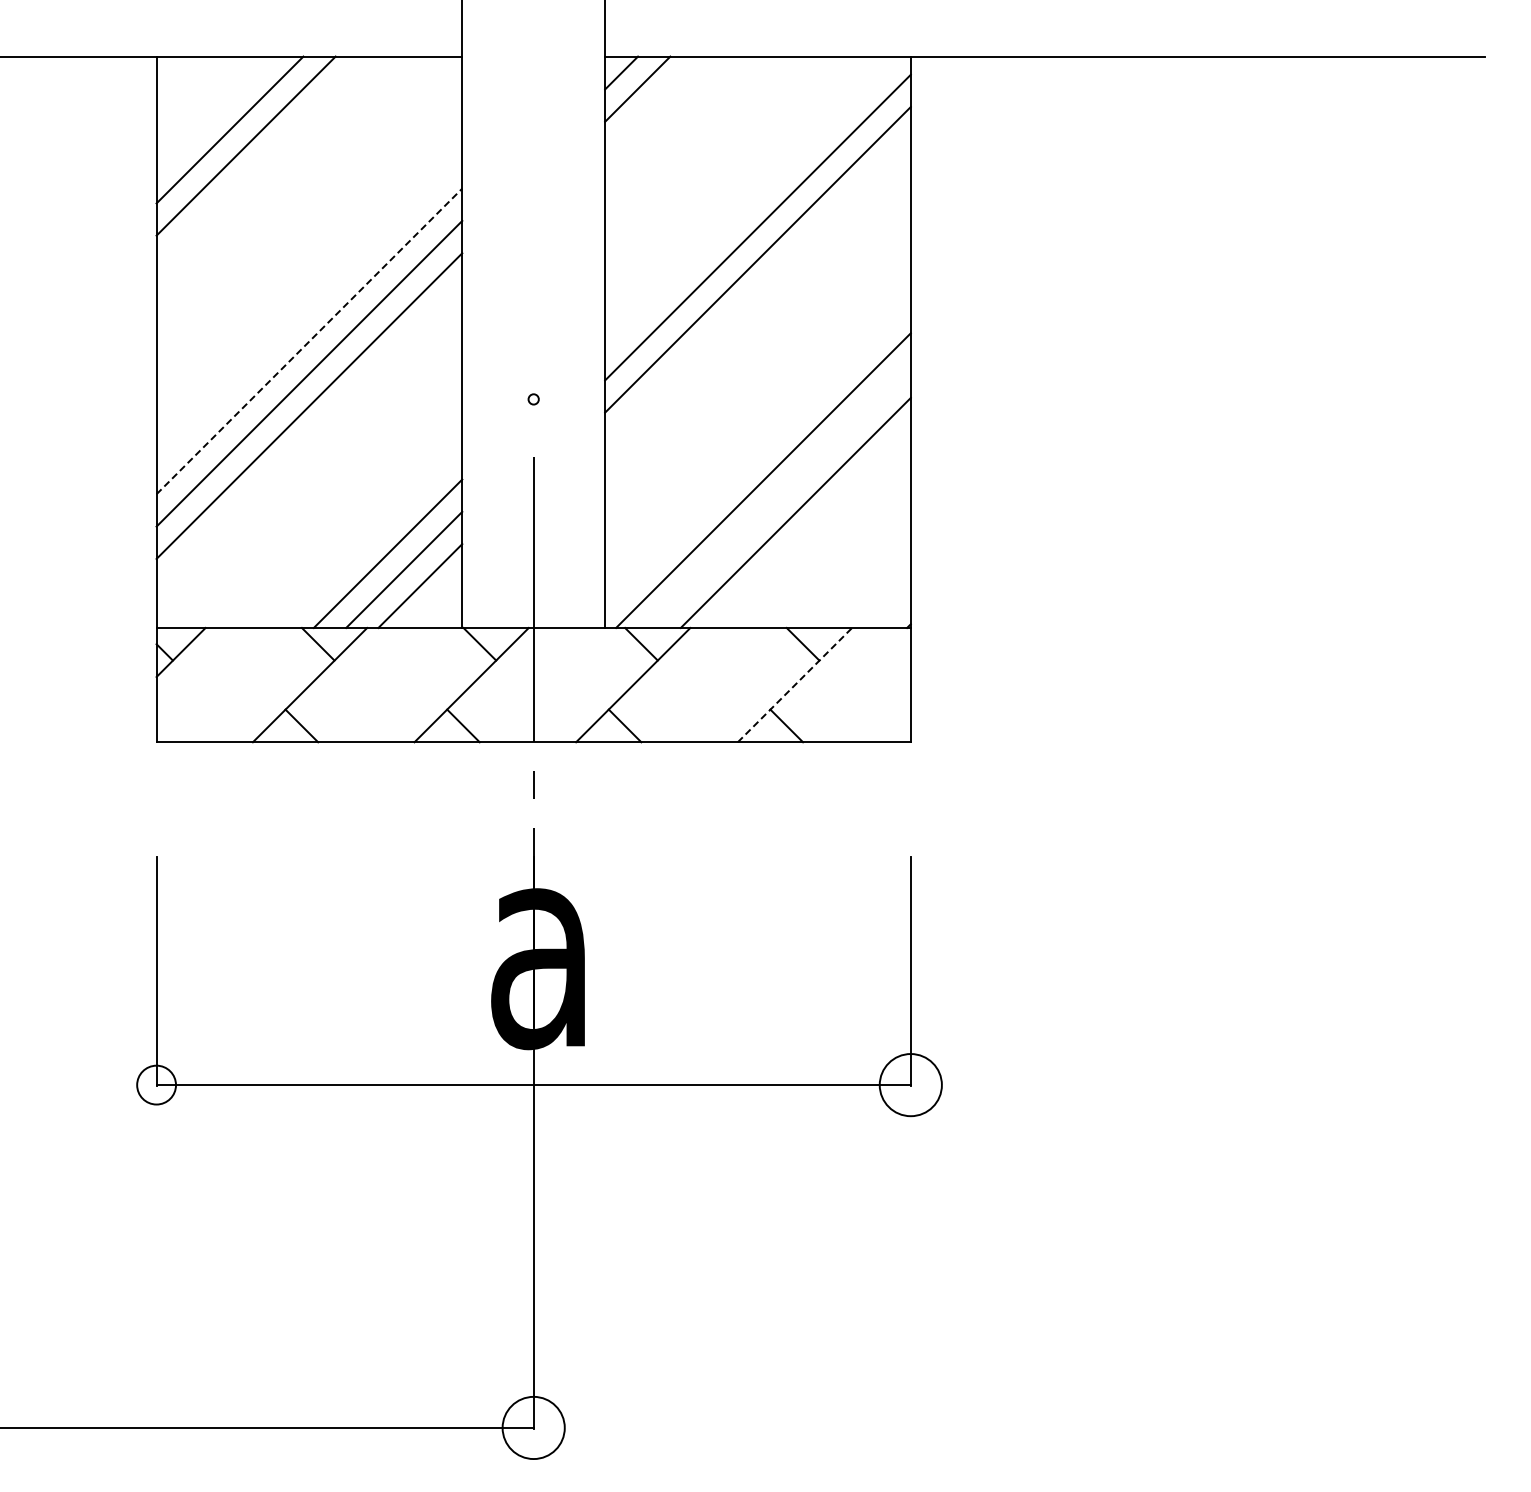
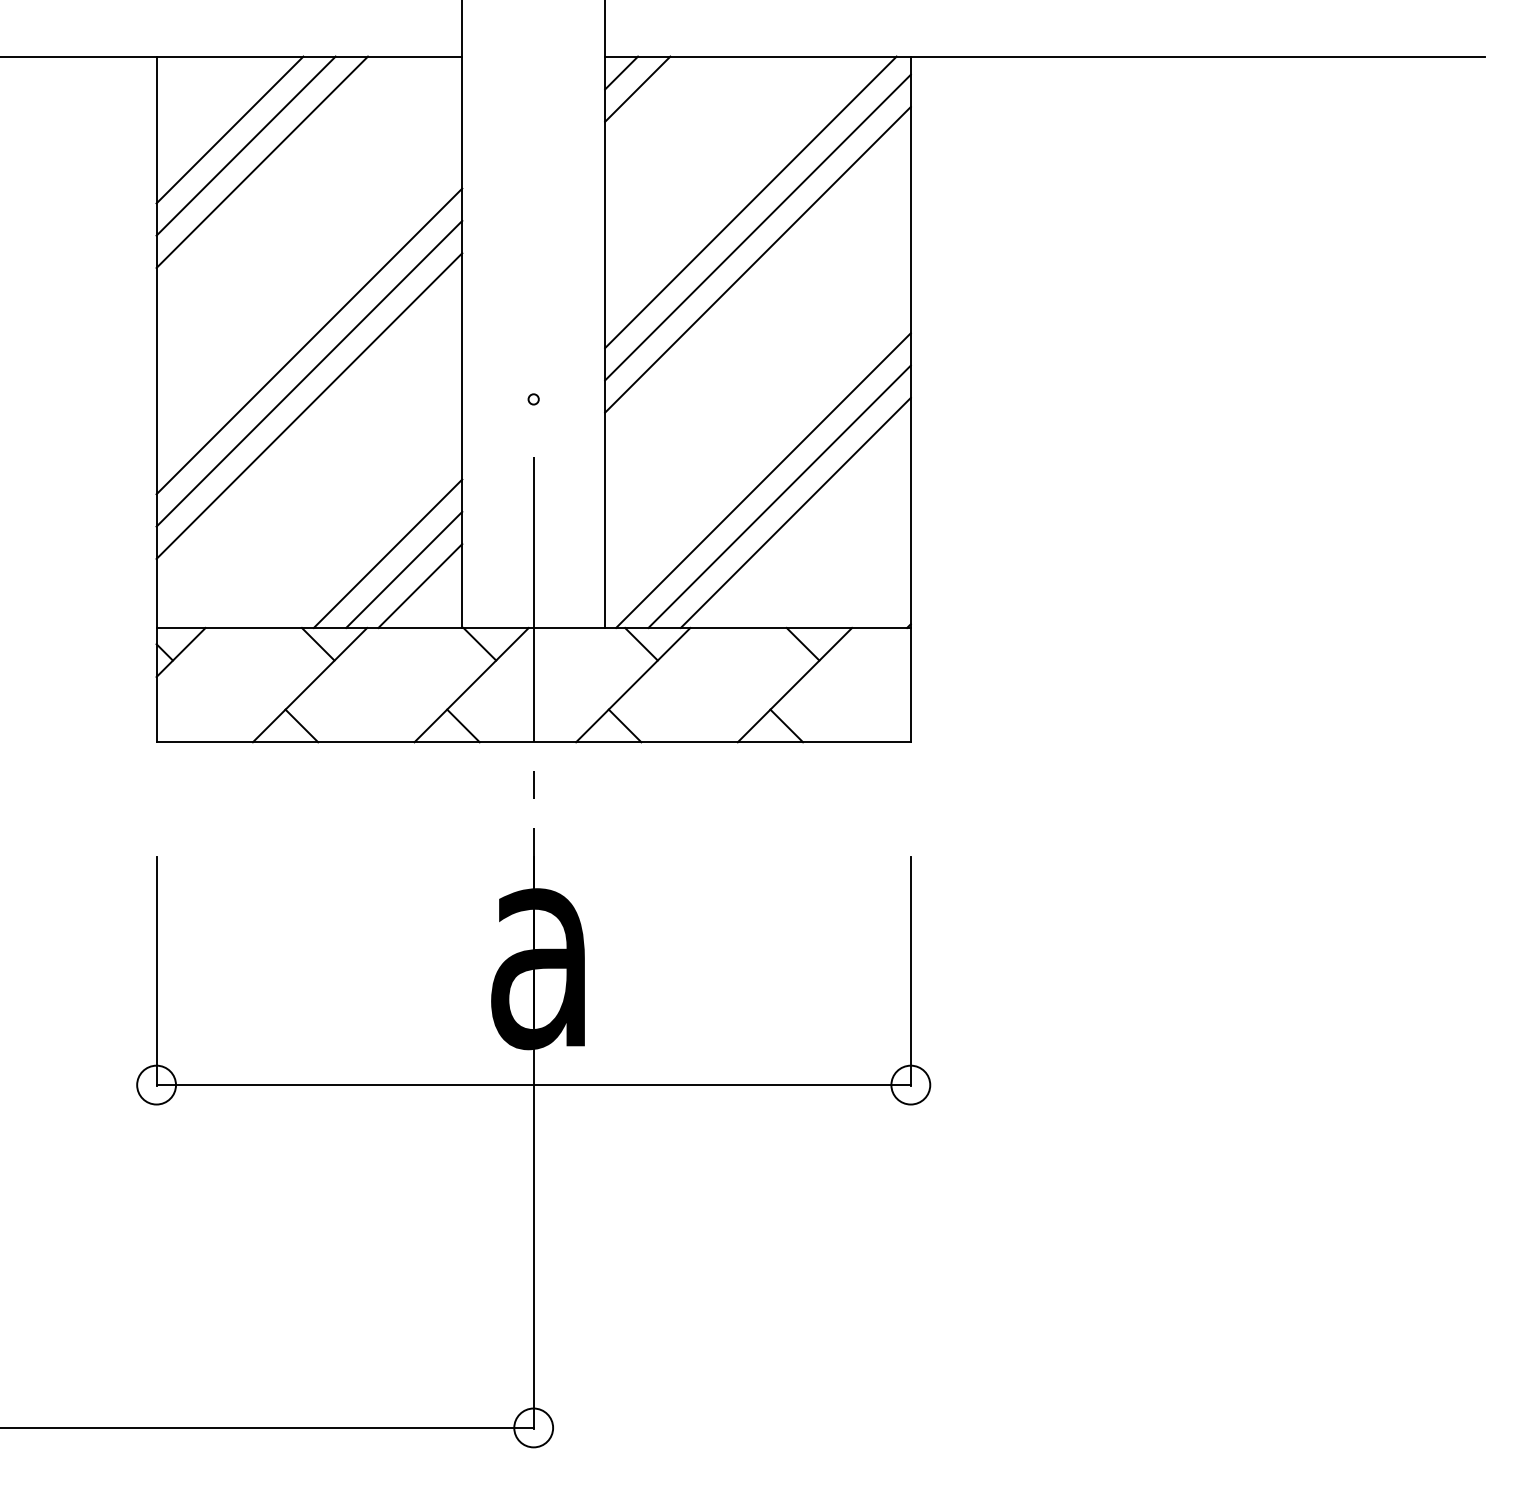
line: none -> present (262, 162)
line: none -> present (750, 202)
line: dashed -> solid (309, 341)
line: none -> present (779, 496)
line: dashed -> solid (794, 685)
circle diameter: 62 px -> 39 px (910, 1084)
circle diameter: 62 px -> 39 px (533, 1427)
